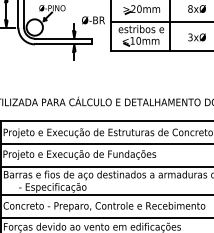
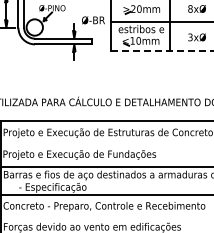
line: solid -> dashed (162, 50)
line: present -> none (106, 144)
line: present -> none (106, 218)
